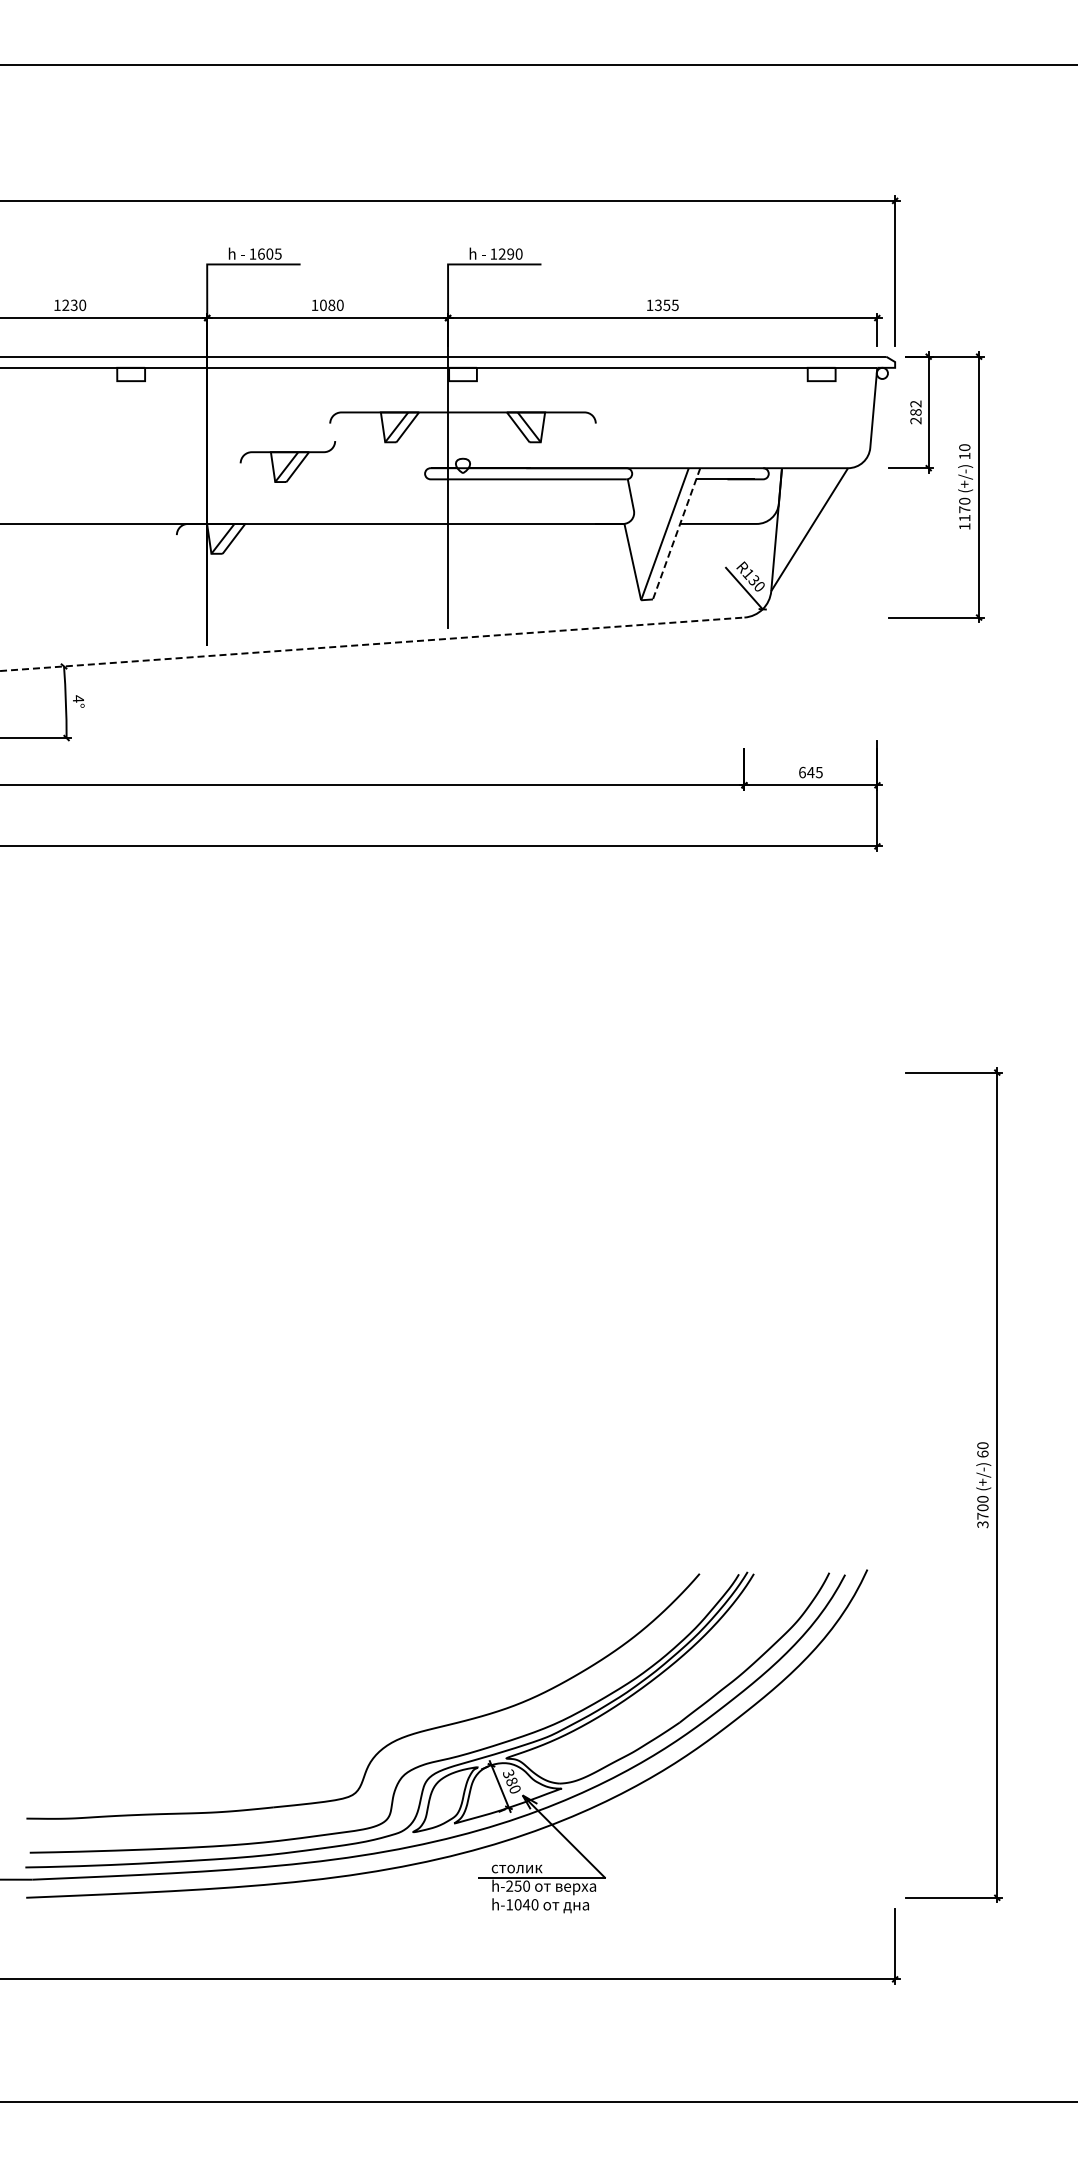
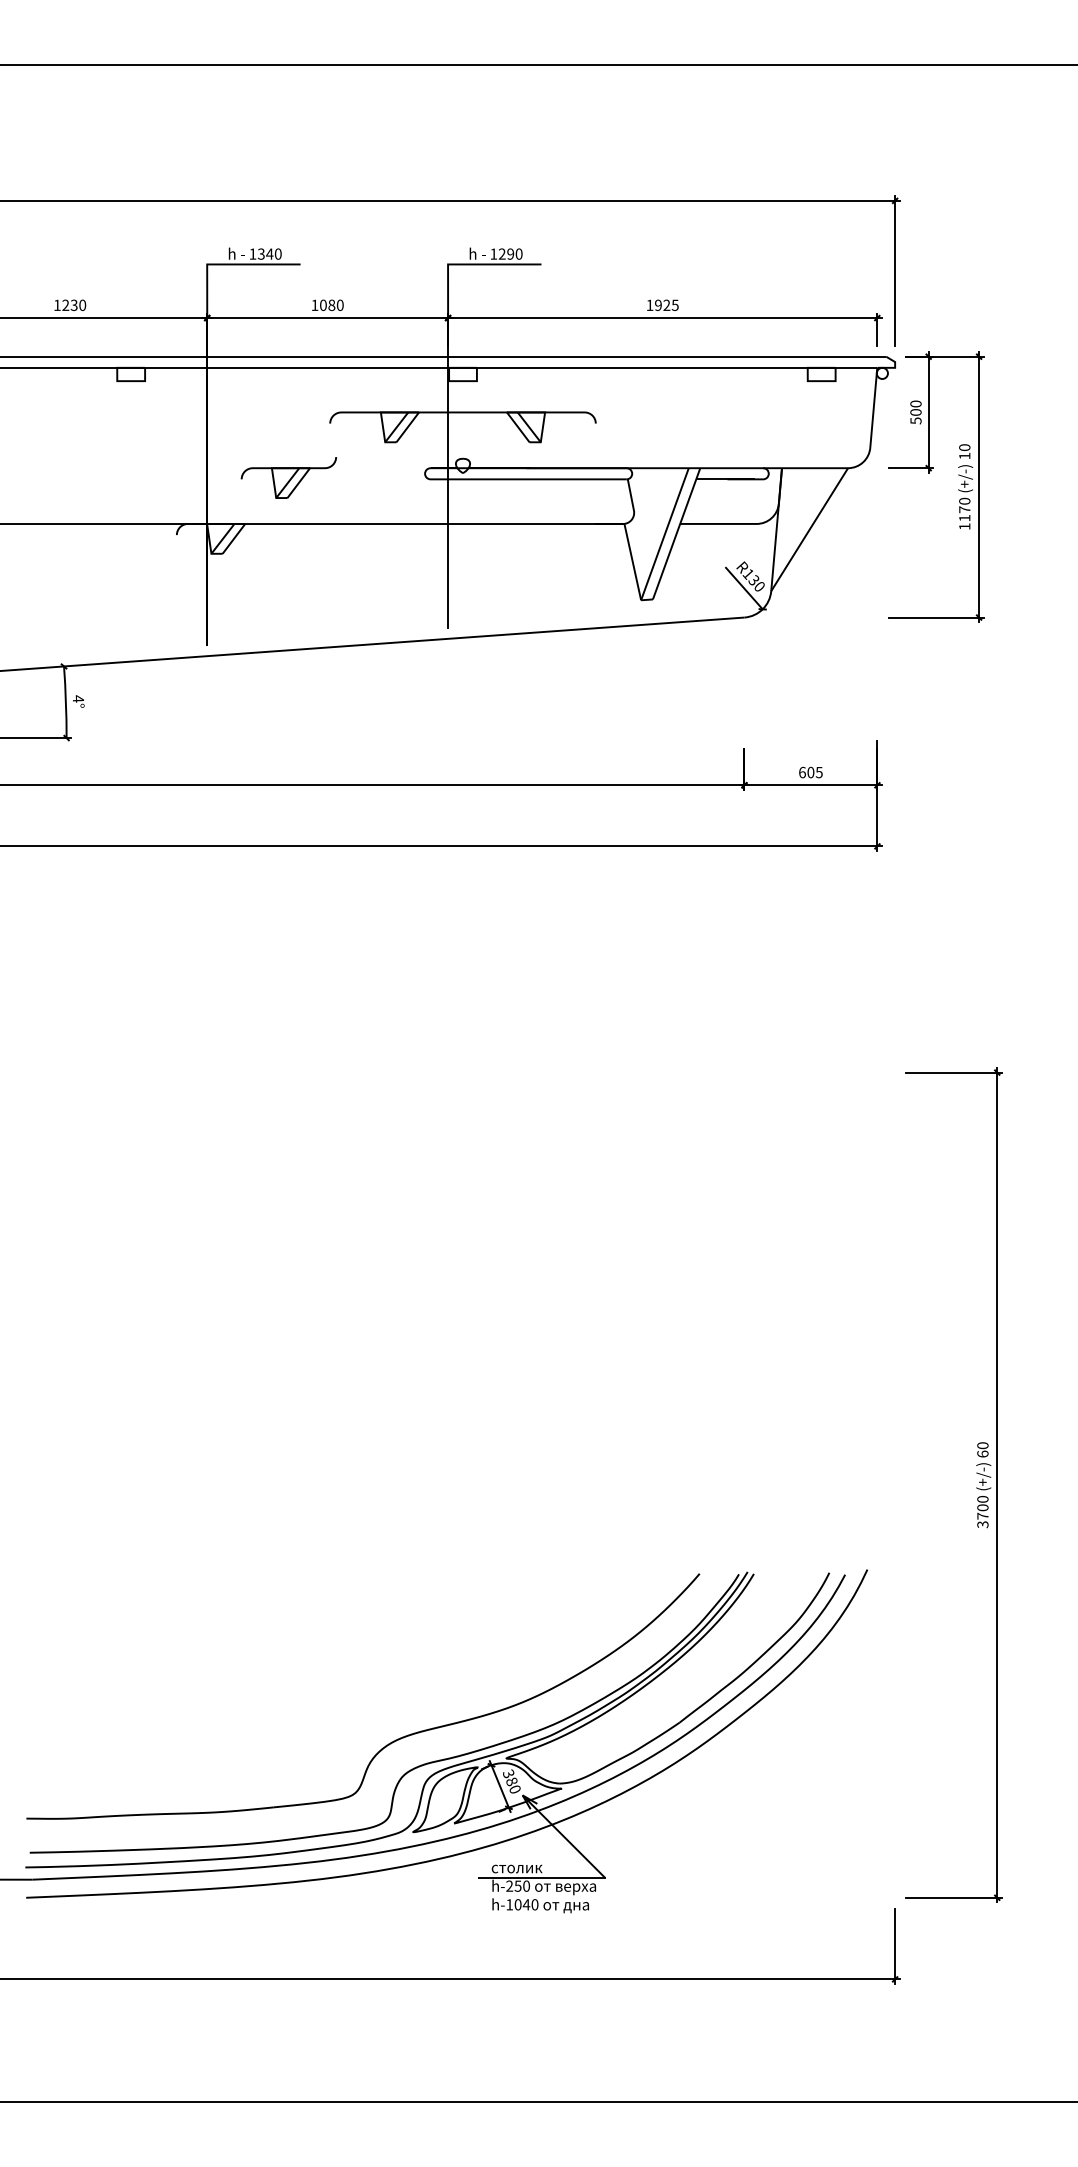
text: 1605 -> 1340 (269, 253)
text: 1355 -> 1925 (662, 305)
text: 282 -> 500 (915, 412)
part position: (287, 461) -> (288, 477) (288, 477)
line: dashed -> solid (676, 533)
line: dashed -> solid (372, 644)
text: 645 -> 605 (810, 772)
